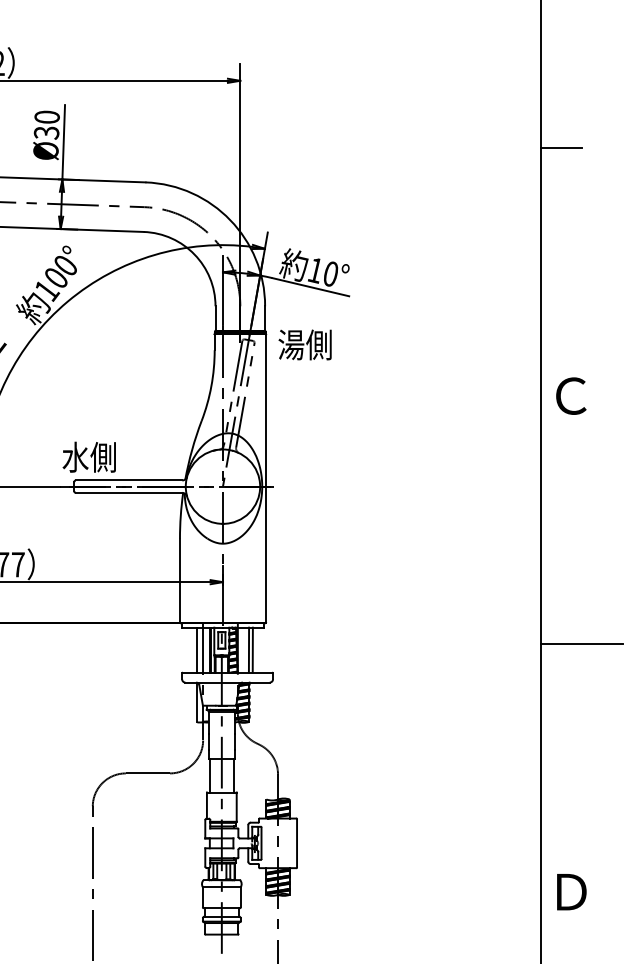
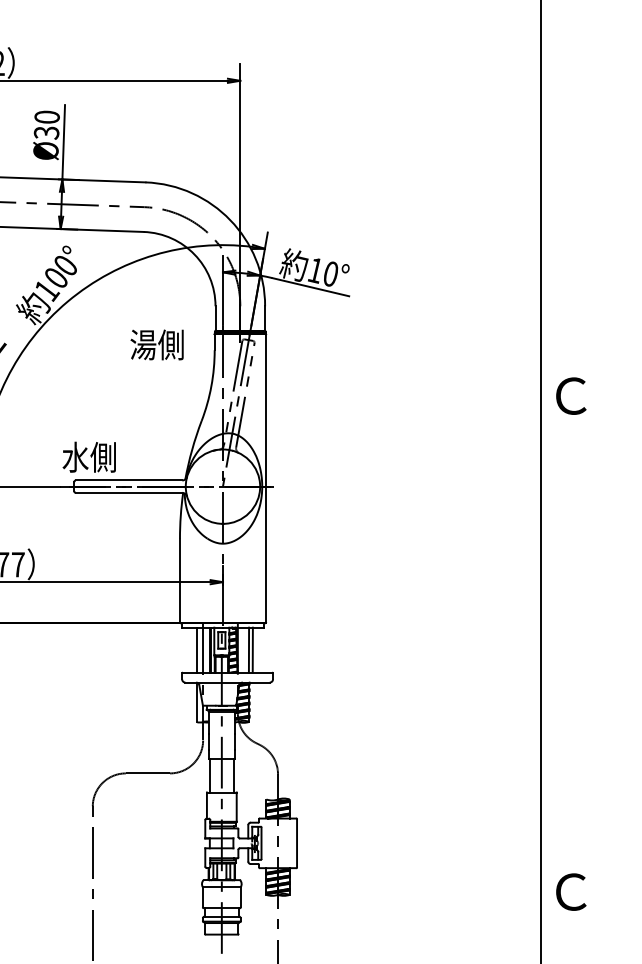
line: present -> none (561, 148)
text position: (304, 344) -> (156, 344) (156, 344)
line: present -> none (581, 644)
text: Ｄ -> Ｃ (571, 891)
